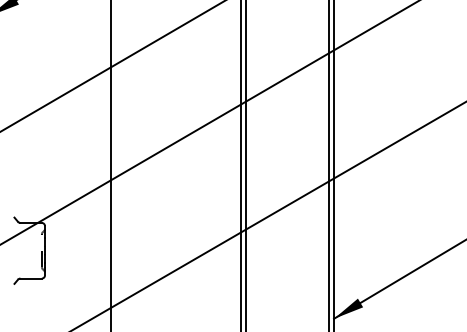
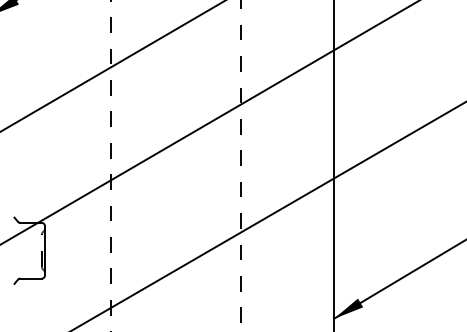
line: solid -> dashed (110, 165)
line: present -> none (245, 165)
line: present -> none (328, 165)
line: solid -> dashed (240, 166)
